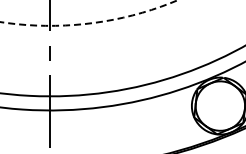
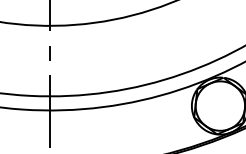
arc: dashed -> solid (90, 23)
